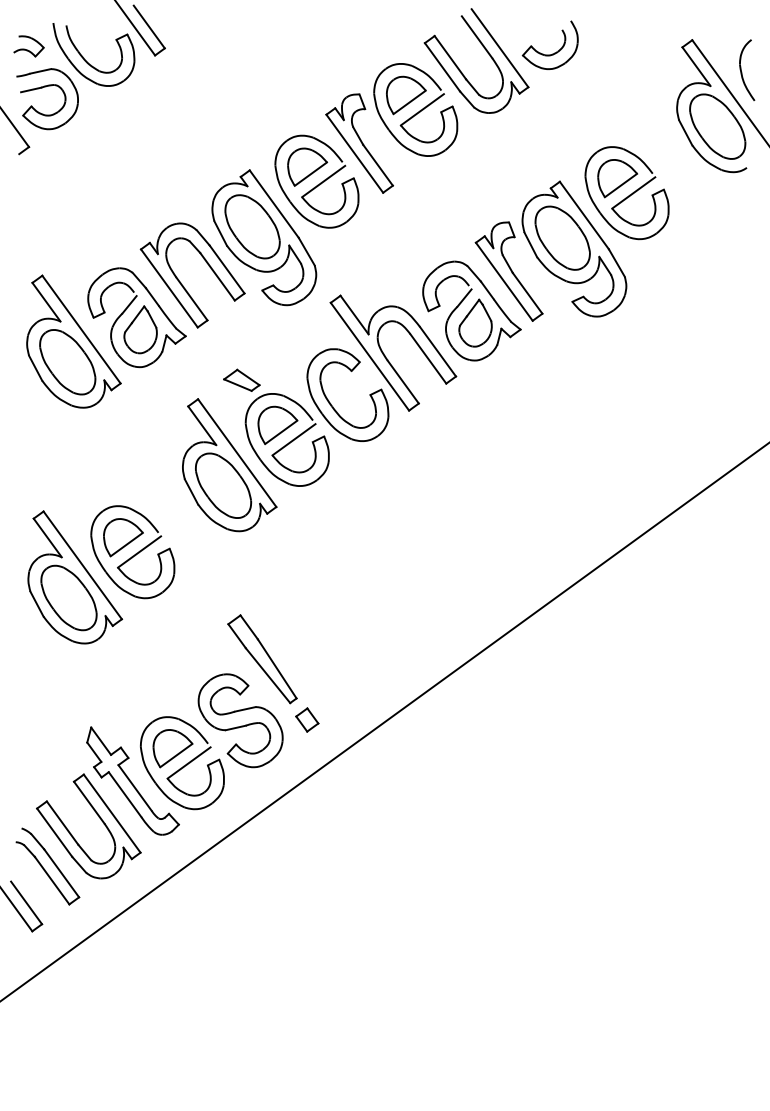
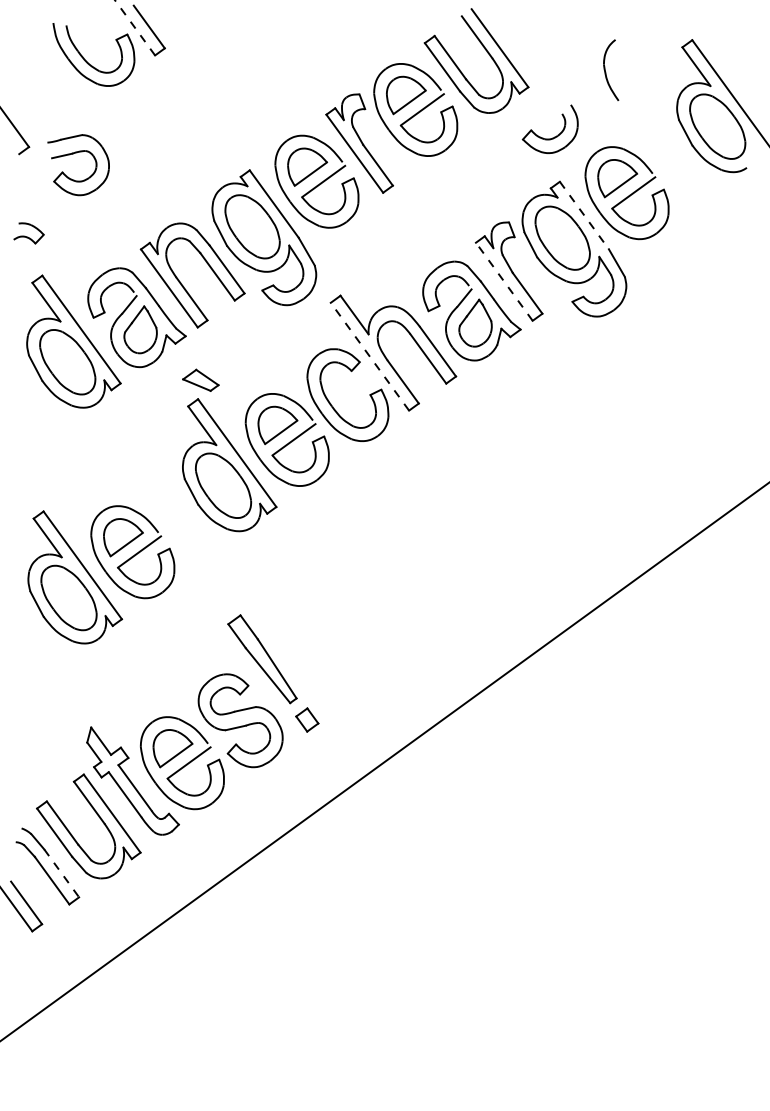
line: solid -> dashed (135, 28)
part position: (28, 46) -> (28, 233) (28, 233)
part position: (554, 52) -> (554, 136) (554, 136)
part position: (747, 69) -> (611, 69) (611, 69)
part position: (42, 88) -> (73, 154) (73, 154)
line: solid -> dashed (584, 215)
line: solid -> dashed (504, 281)
line: solid -> dashed (369, 356)
part position: (241, 379) -> (200, 379) (200, 379)
line position: (384, 722) -> (384, 761) (384, 761)
line: solid -> dashed (61, 873)
